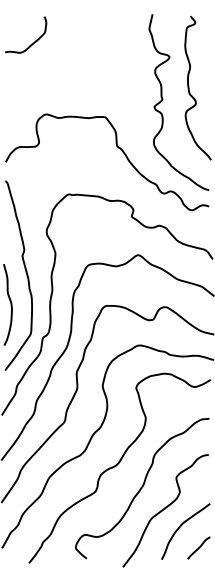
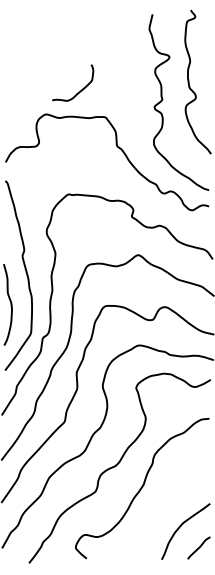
curve position: (31, 43) -> (78, 91) (78, 91)
curve position: (189, 87) -> (189, 81) (189, 81)
curve: present -> none (165, 509)
